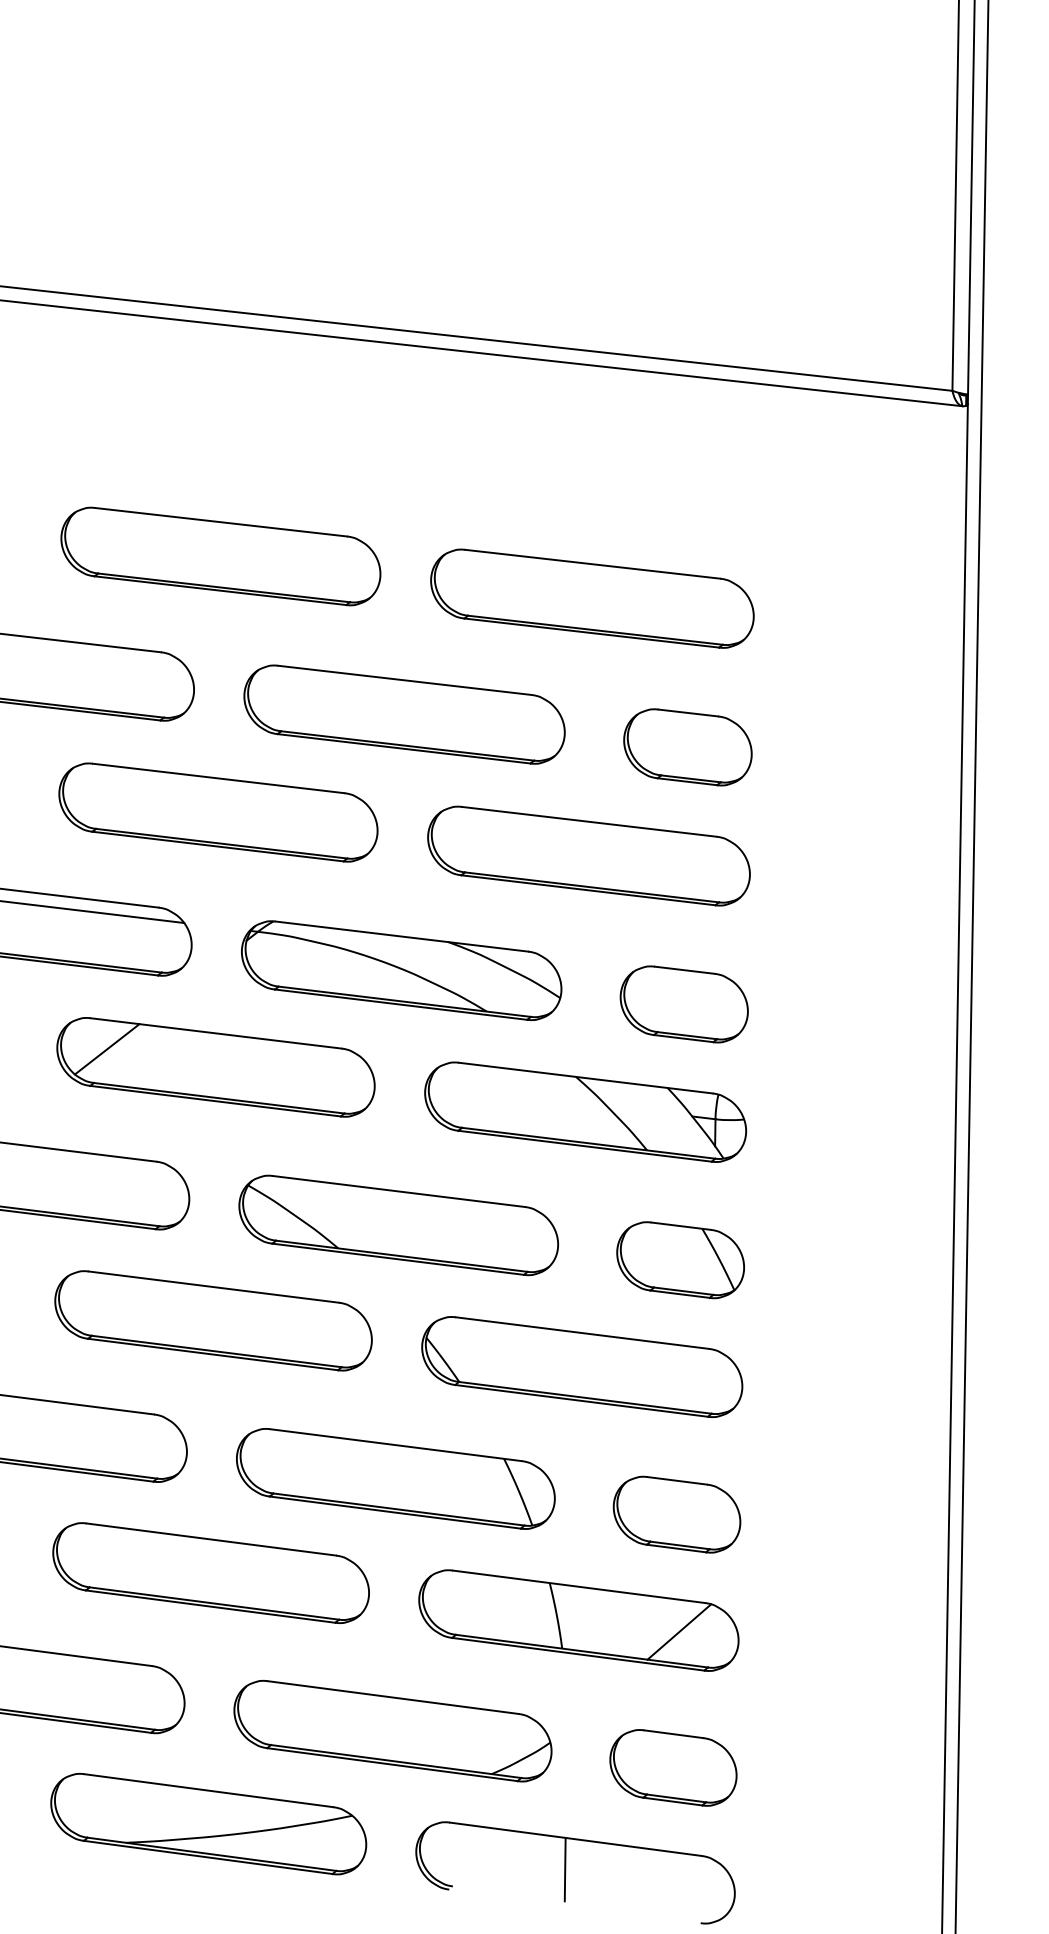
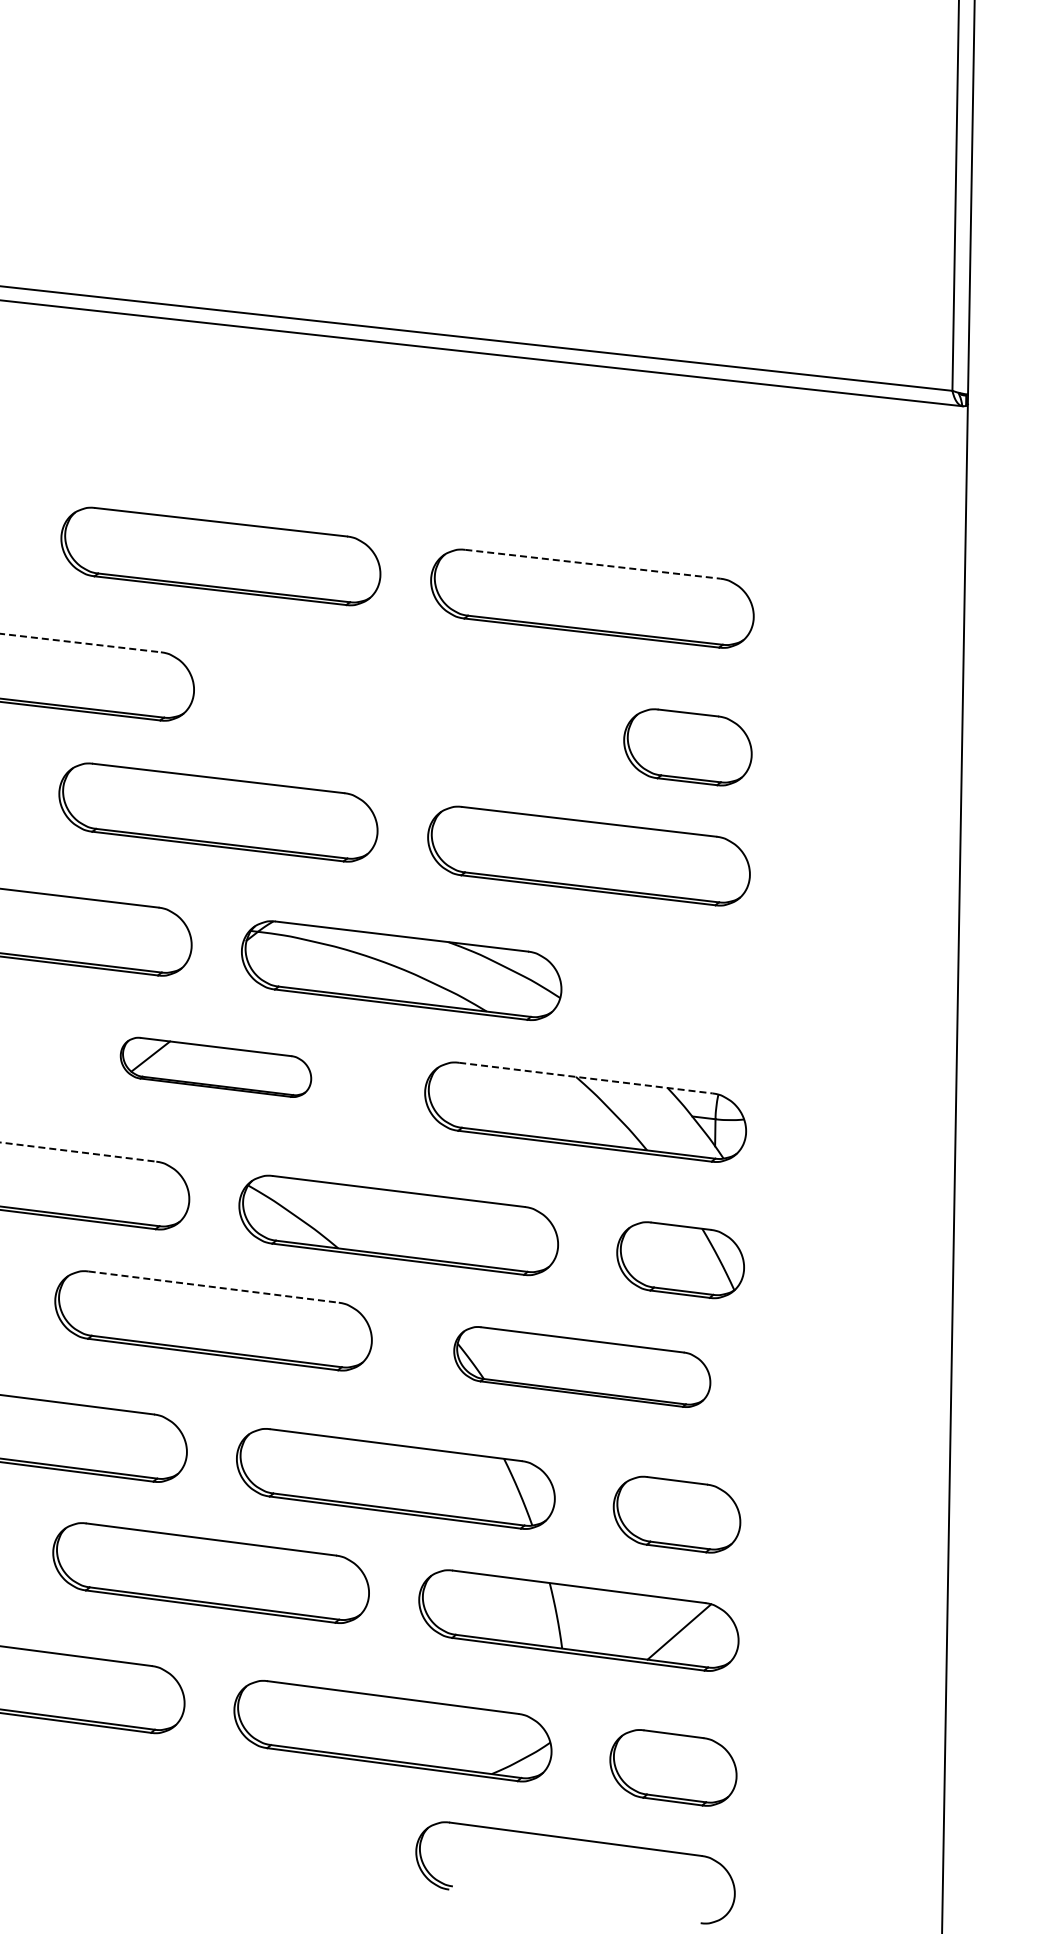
line: solid -> dashed (593, 564)
line: solid -> dashed (80, 643)
part: present -> none (404, 714)
line: present -> none (93, 912)
line: present -> none (971, 966)
part: present -> none (683, 1004)
part size: 320x101 px -> 194x62 px (215, 1066)
line: solid -> dashed (585, 1078)
line: solid -> dashed (78, 1152)
line: solid -> dashed (213, 1287)
part size: 323x102 px -> 259x82 px (582, 1366)
part: present -> none (208, 1824)
line: present -> none (564, 1869)
